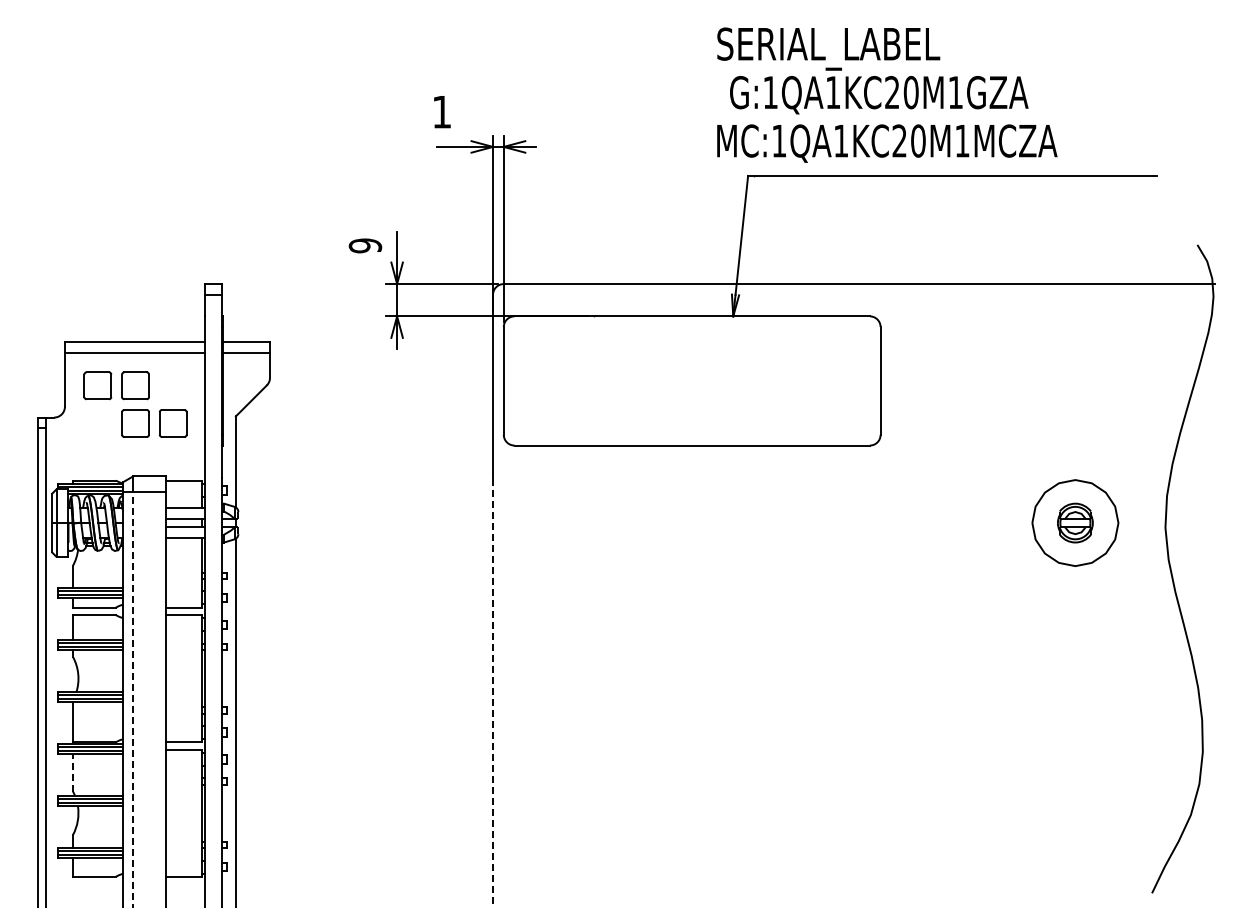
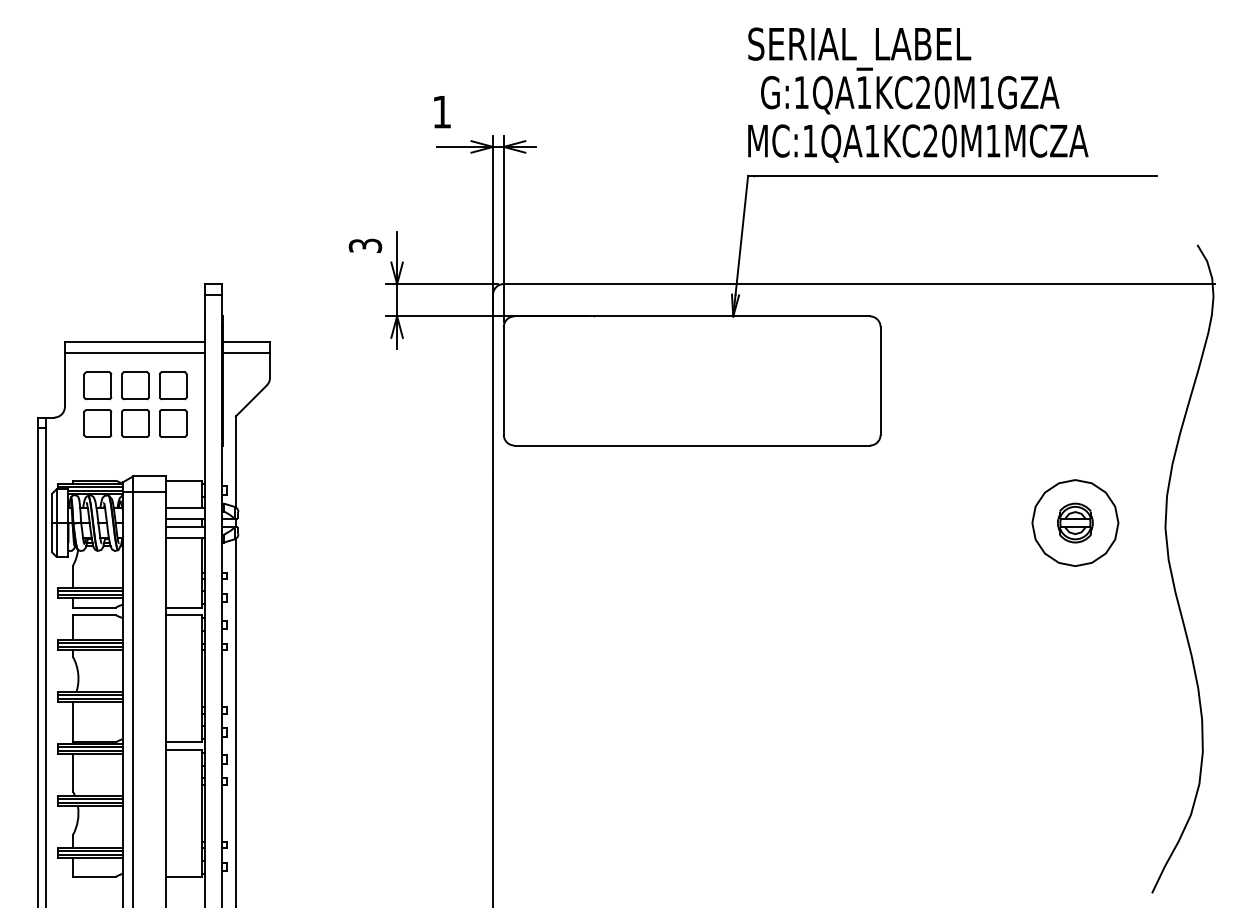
text position: (887, 94) -> (918, 94) (918, 94)
text: 9 -> 3 (364, 245)
part: none -> present (173, 385)
part: none -> present (97, 423)
line: dashed -> solid (493, 692)
line: dashed -> solid (133, 699)
line: dashed -> solid (73, 773)
